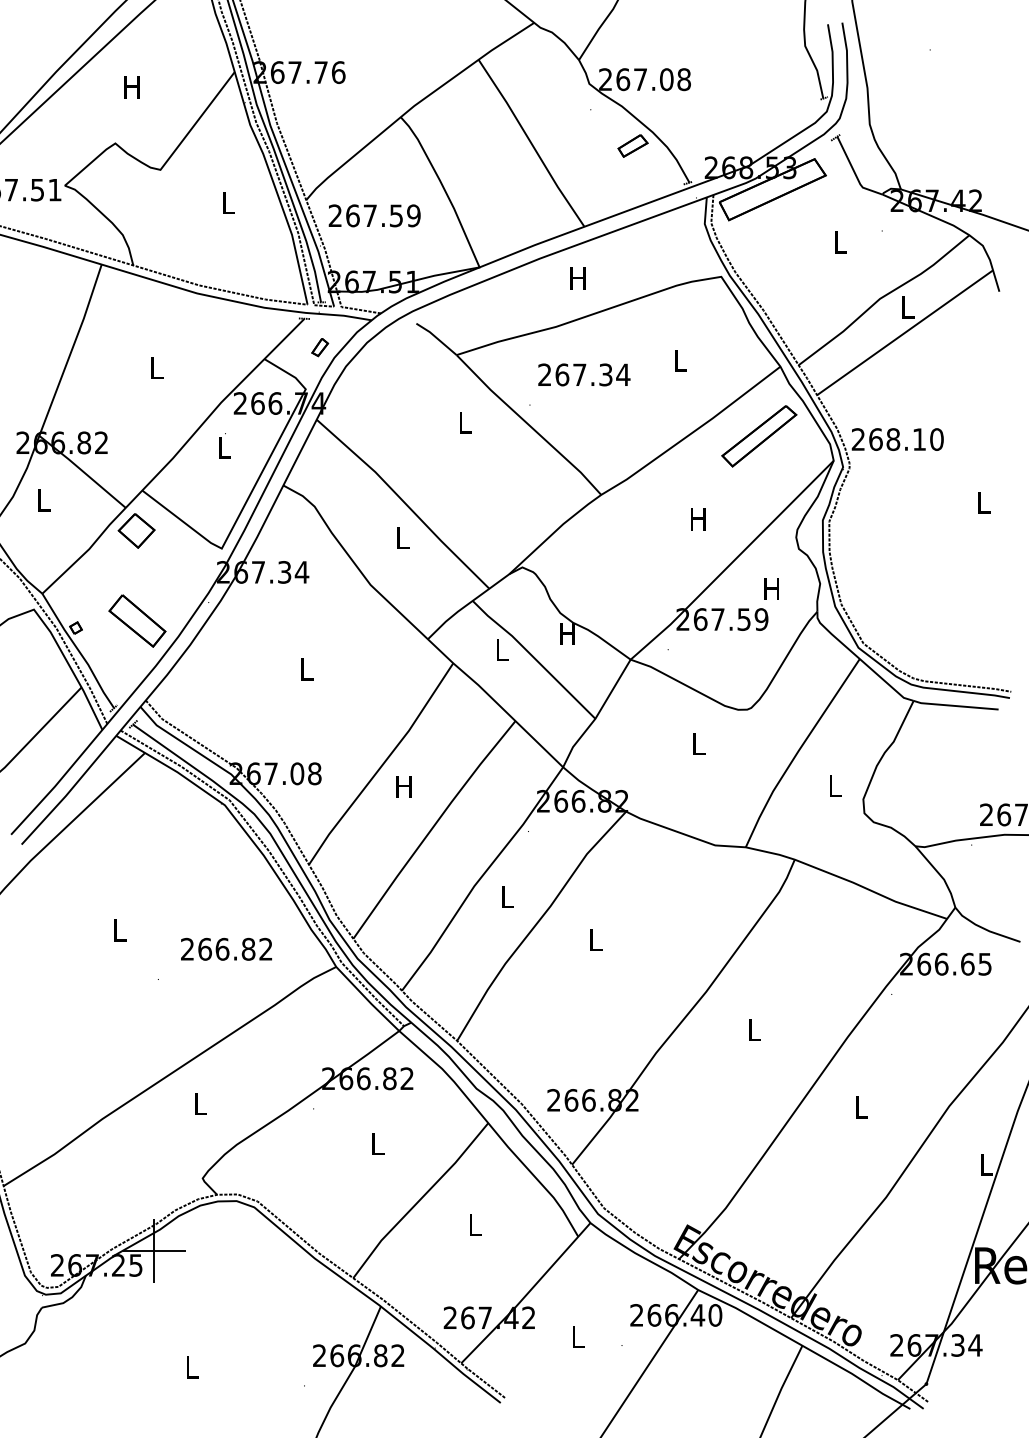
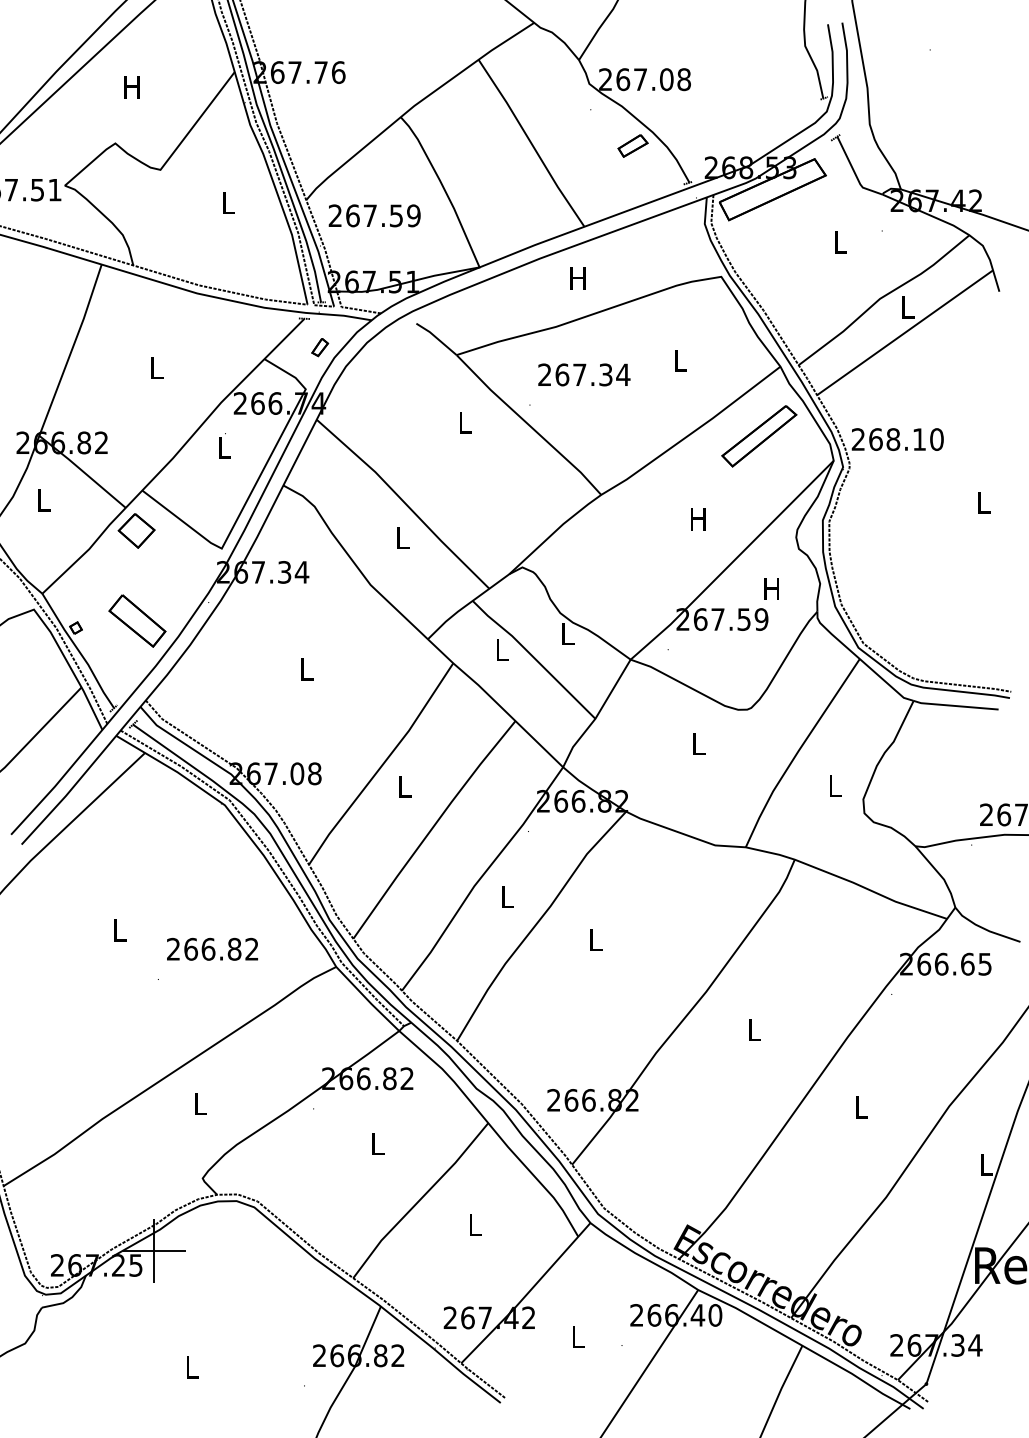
text: H -> L (567, 633)
text: H -> L (403, 786)
text position: (226, 948) -> (212, 948) (212, 948)
